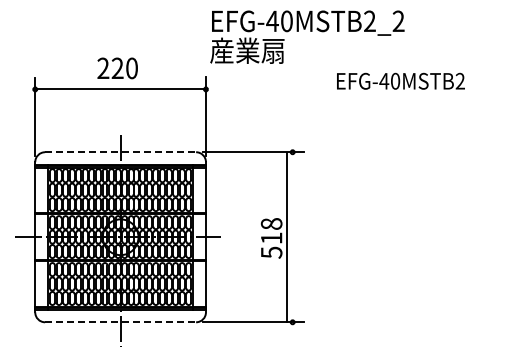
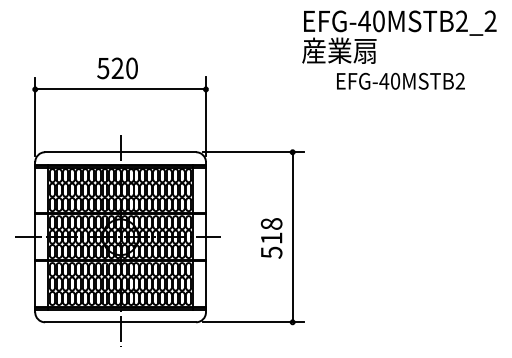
text position: (307, 36) -> (399, 36) (399, 36)
text: 220 -> 520 (103, 68)
line: dashed -> solid (120, 152)
line position: (286, 236) -> (292, 236) (292, 236)
line: dashed -> solid (120, 322)
